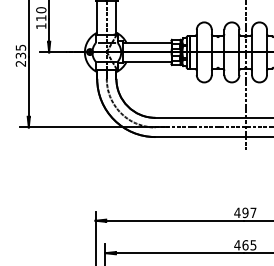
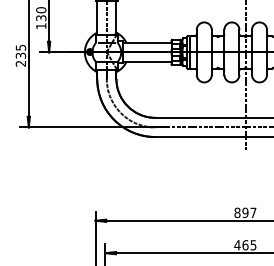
text: 110 -> 130 (41, 18)
text: 497 -> 897 (237, 212)
